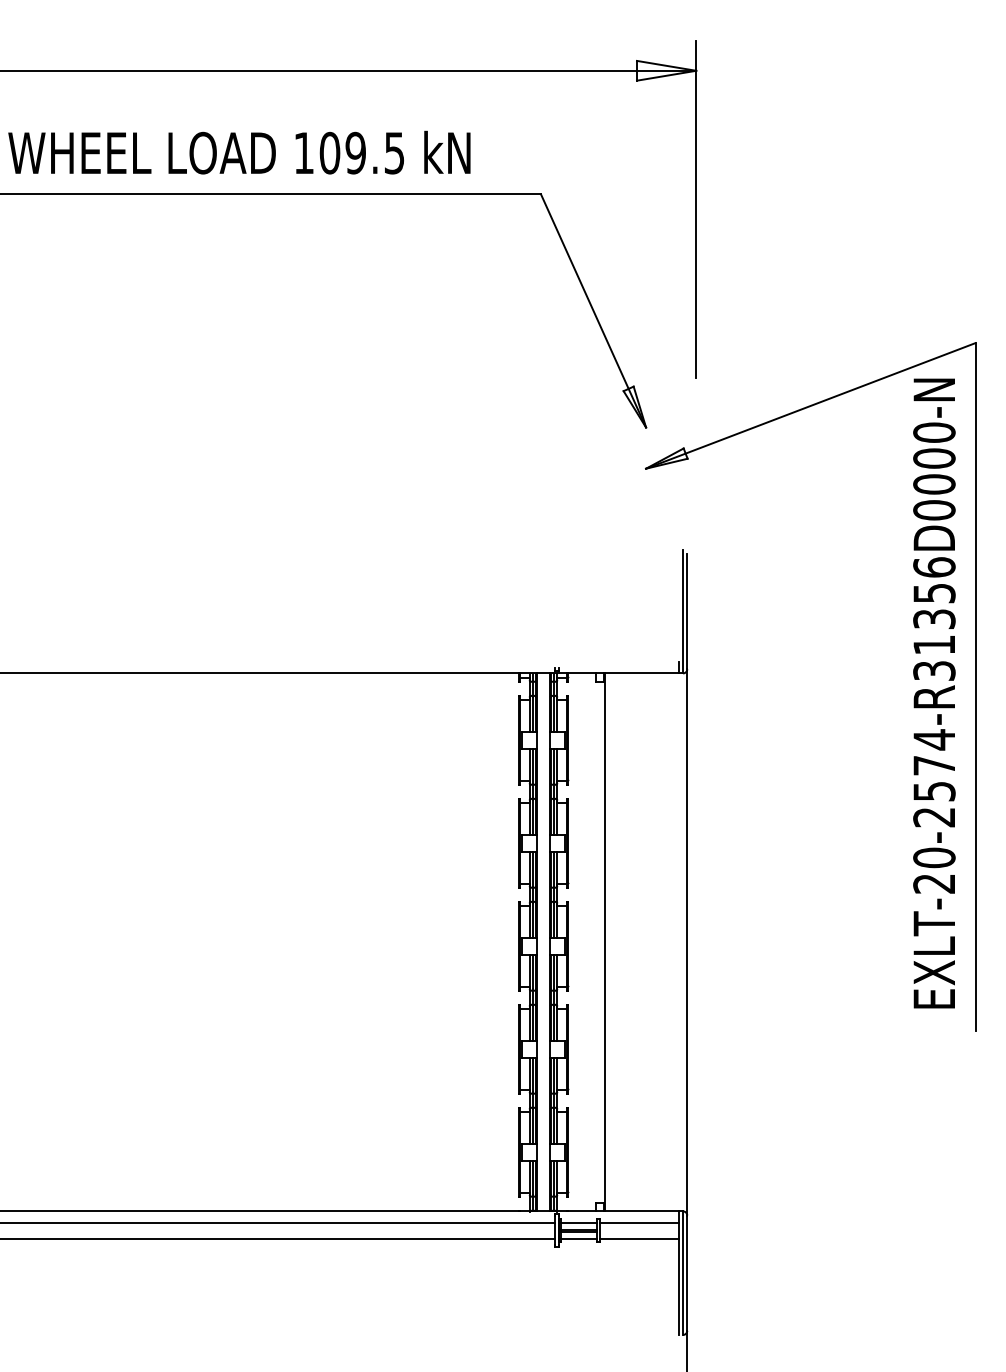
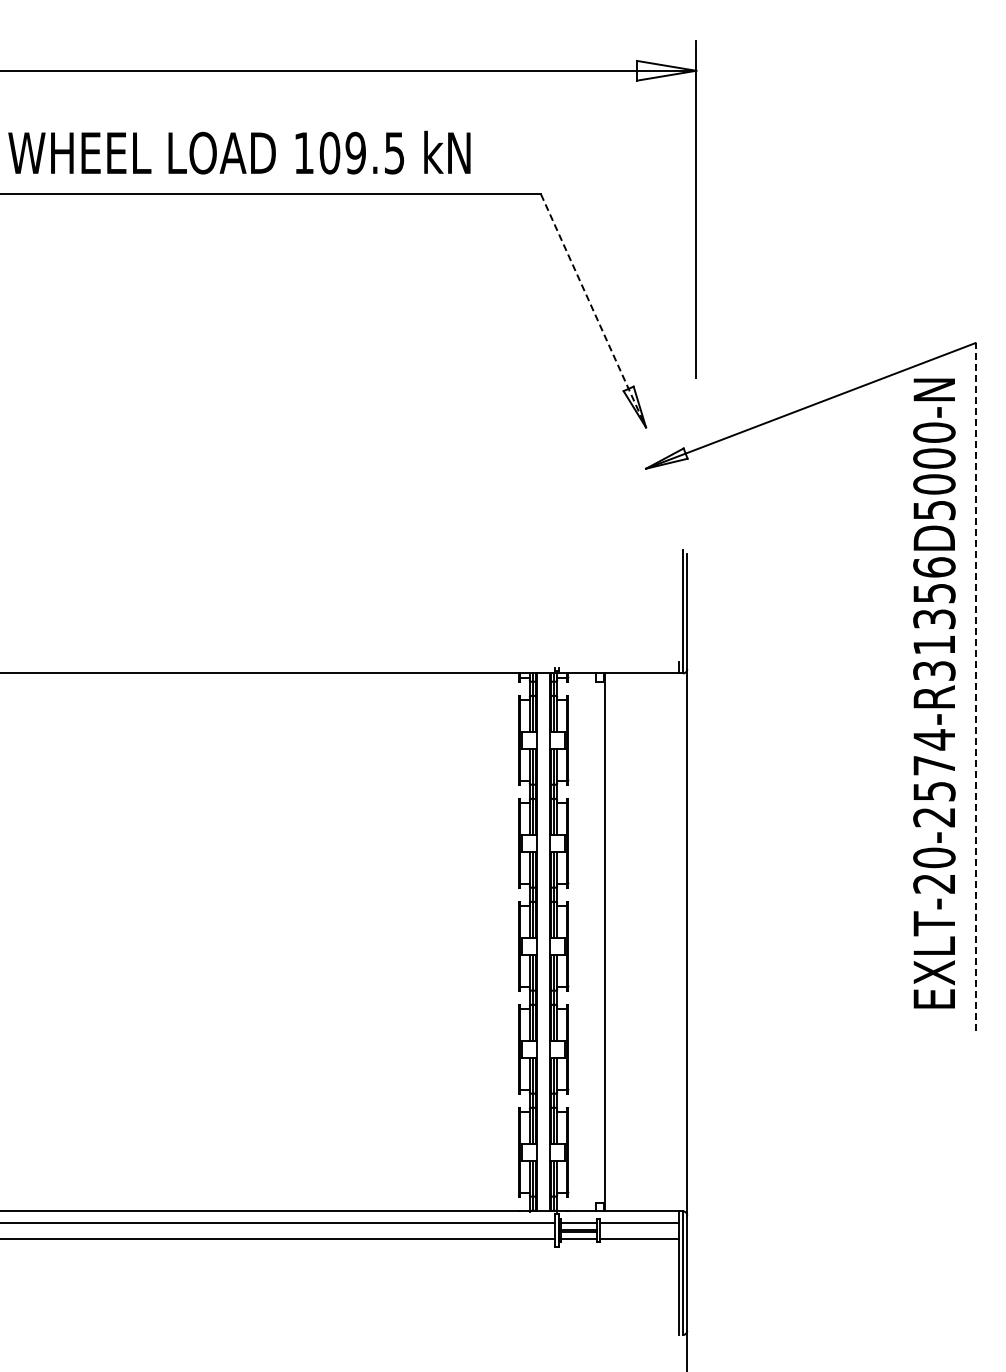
line: solid -> dashed (593, 310)
text: EXLT-20-2574-R31356D0000-N -> EXLT-20-2574-R31356D5000-N (934, 510)
line: solid -> dashed (975, 687)
